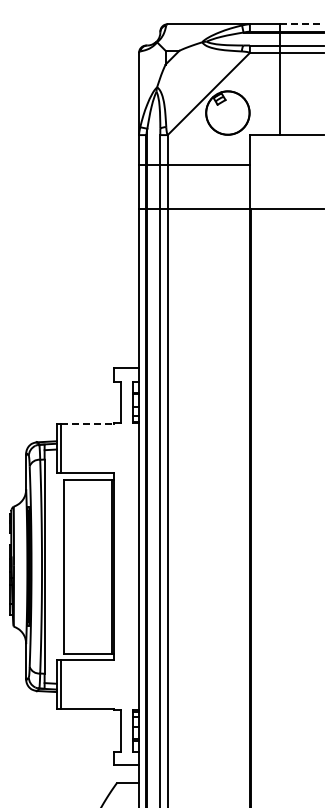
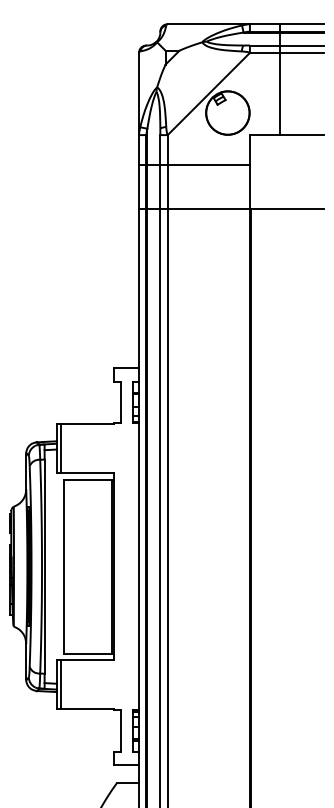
line: dashed -> solid (302, 24)
line: dashed -> solid (87, 424)
